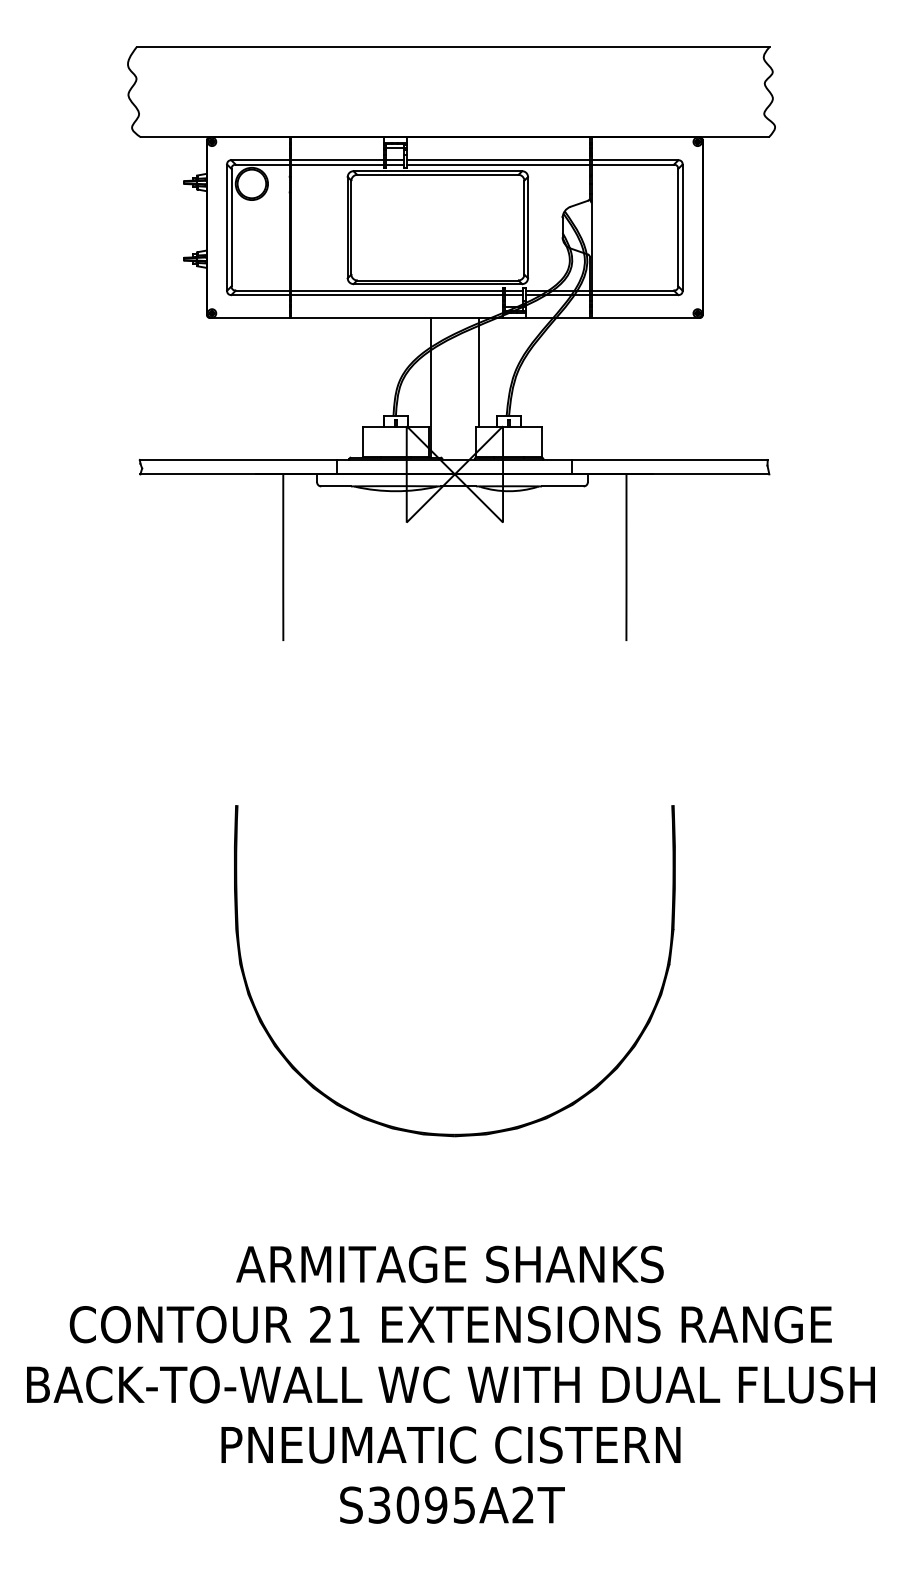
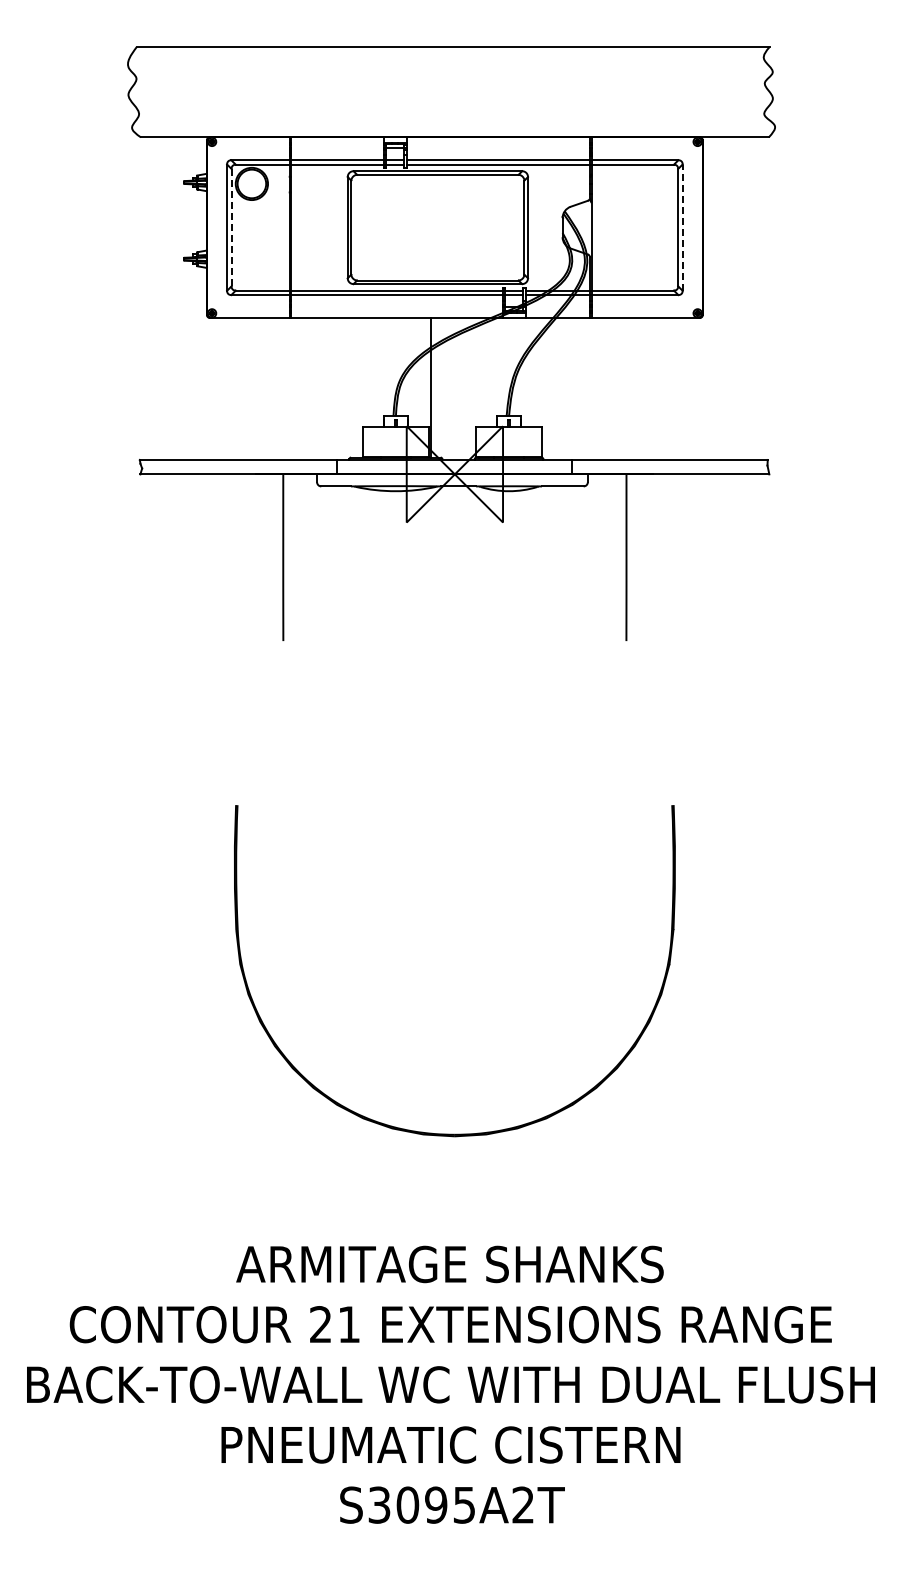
line: solid -> dashed (231, 227)
line: solid -> dashed (682, 227)
line: present -> none (478, 371)
